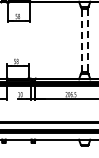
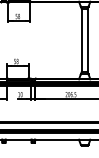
line: dashed -> solid (81, 40)
line: dashed -> solid (87, 41)
